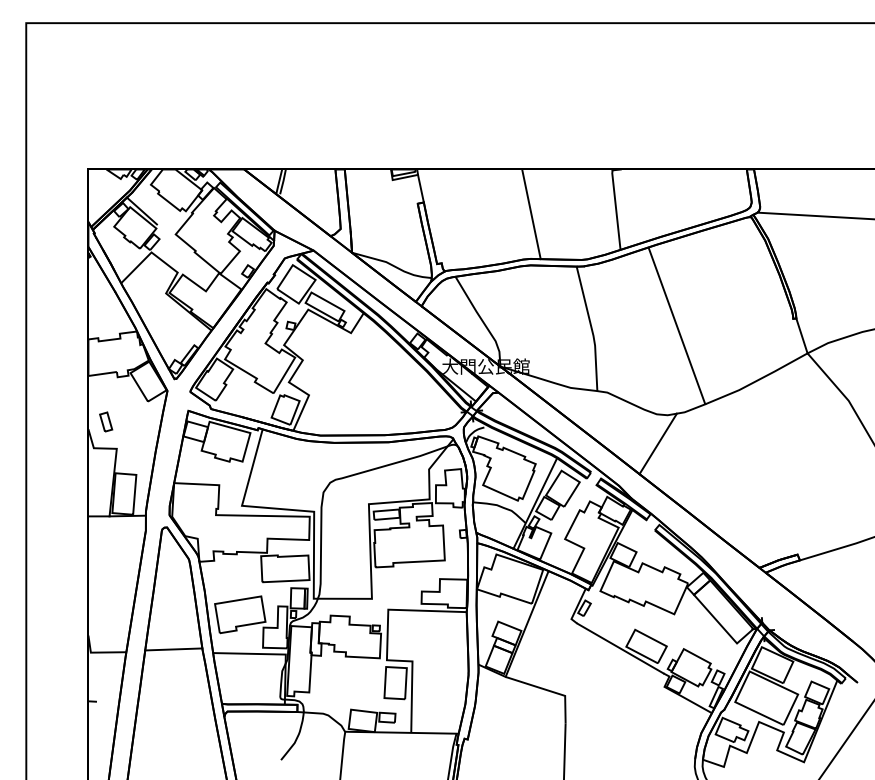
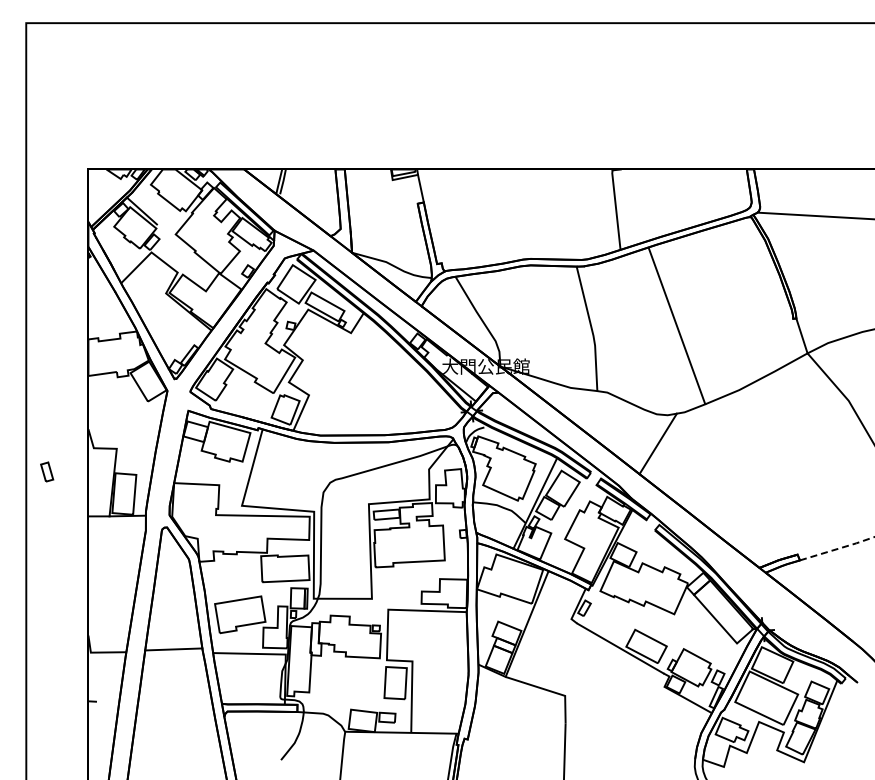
line: present -> none (531, 214)
part position: (106, 421) -> (47, 471) (47, 471)
line: solid -> dashed (838, 548)
line: present -> none (846, 740)
